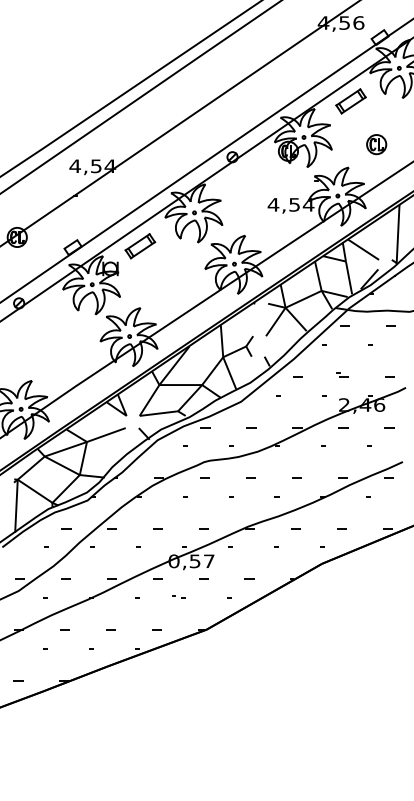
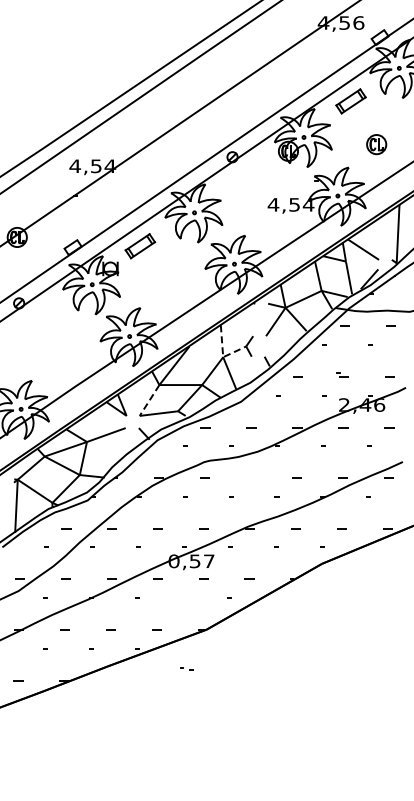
line: solid -> dashed (222, 354)
line: solid -> dashed (149, 400)
line: present -> none (250, 477)
part position: (178, 596) -> (186, 668) (186, 668)
